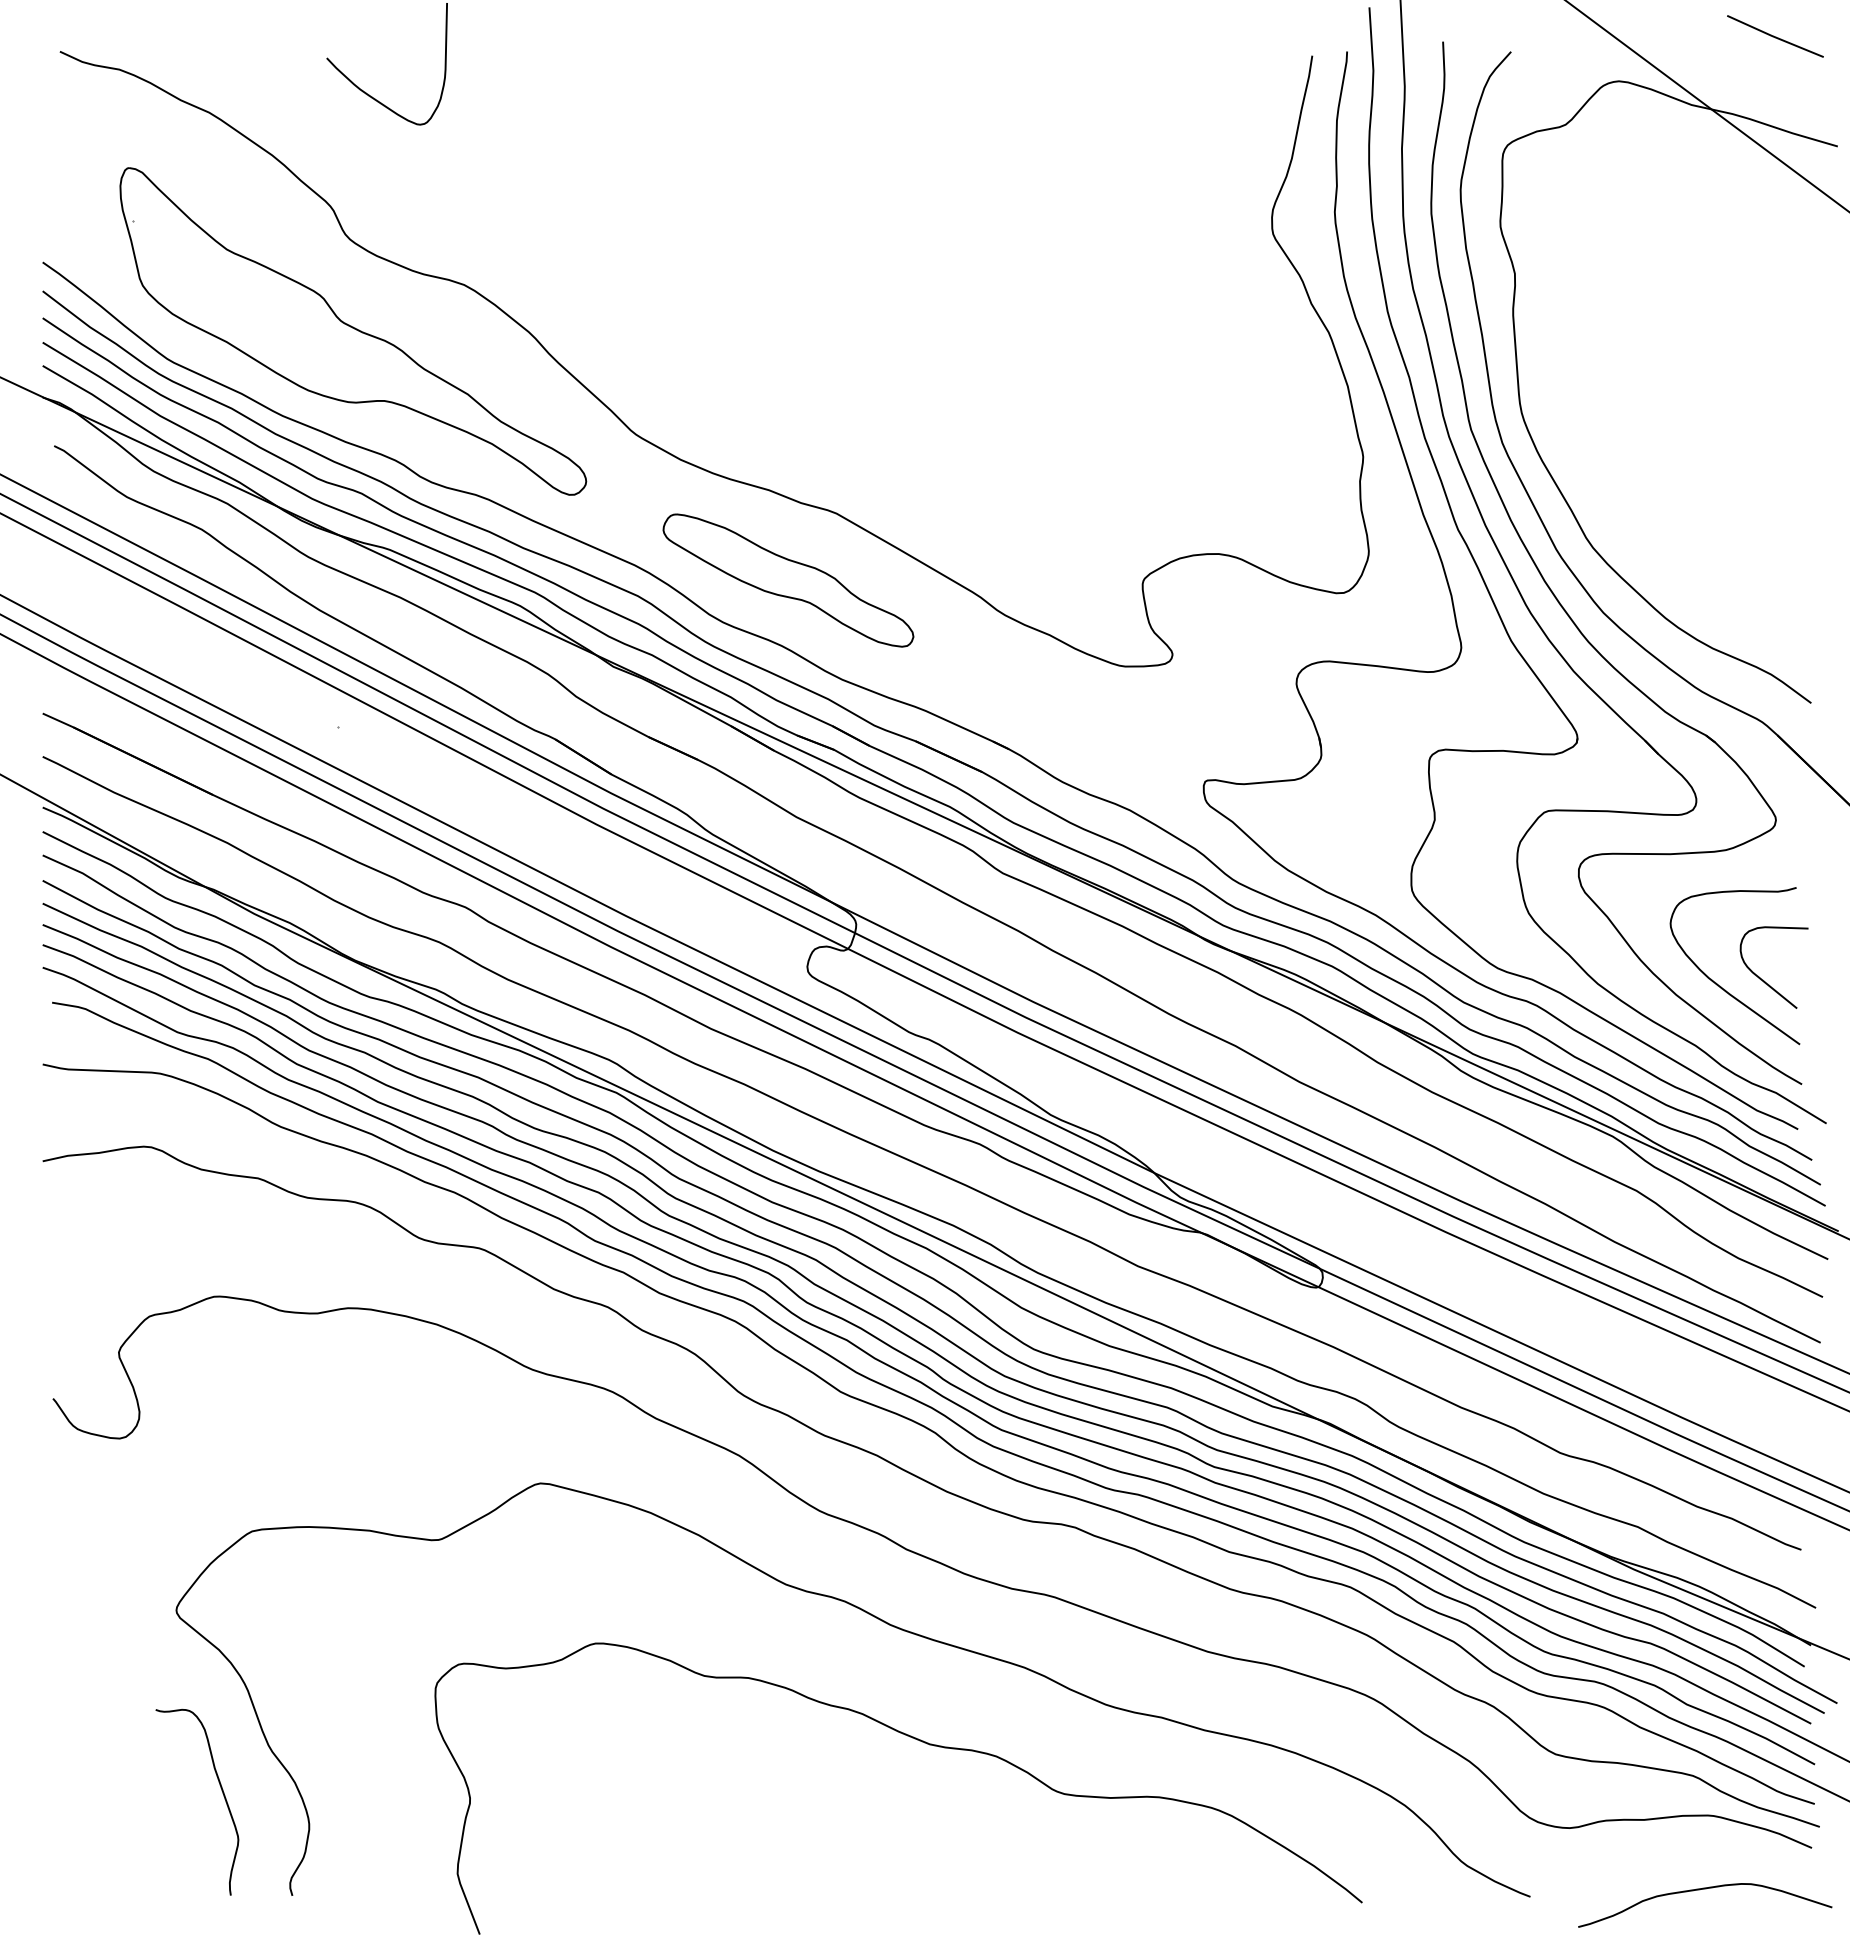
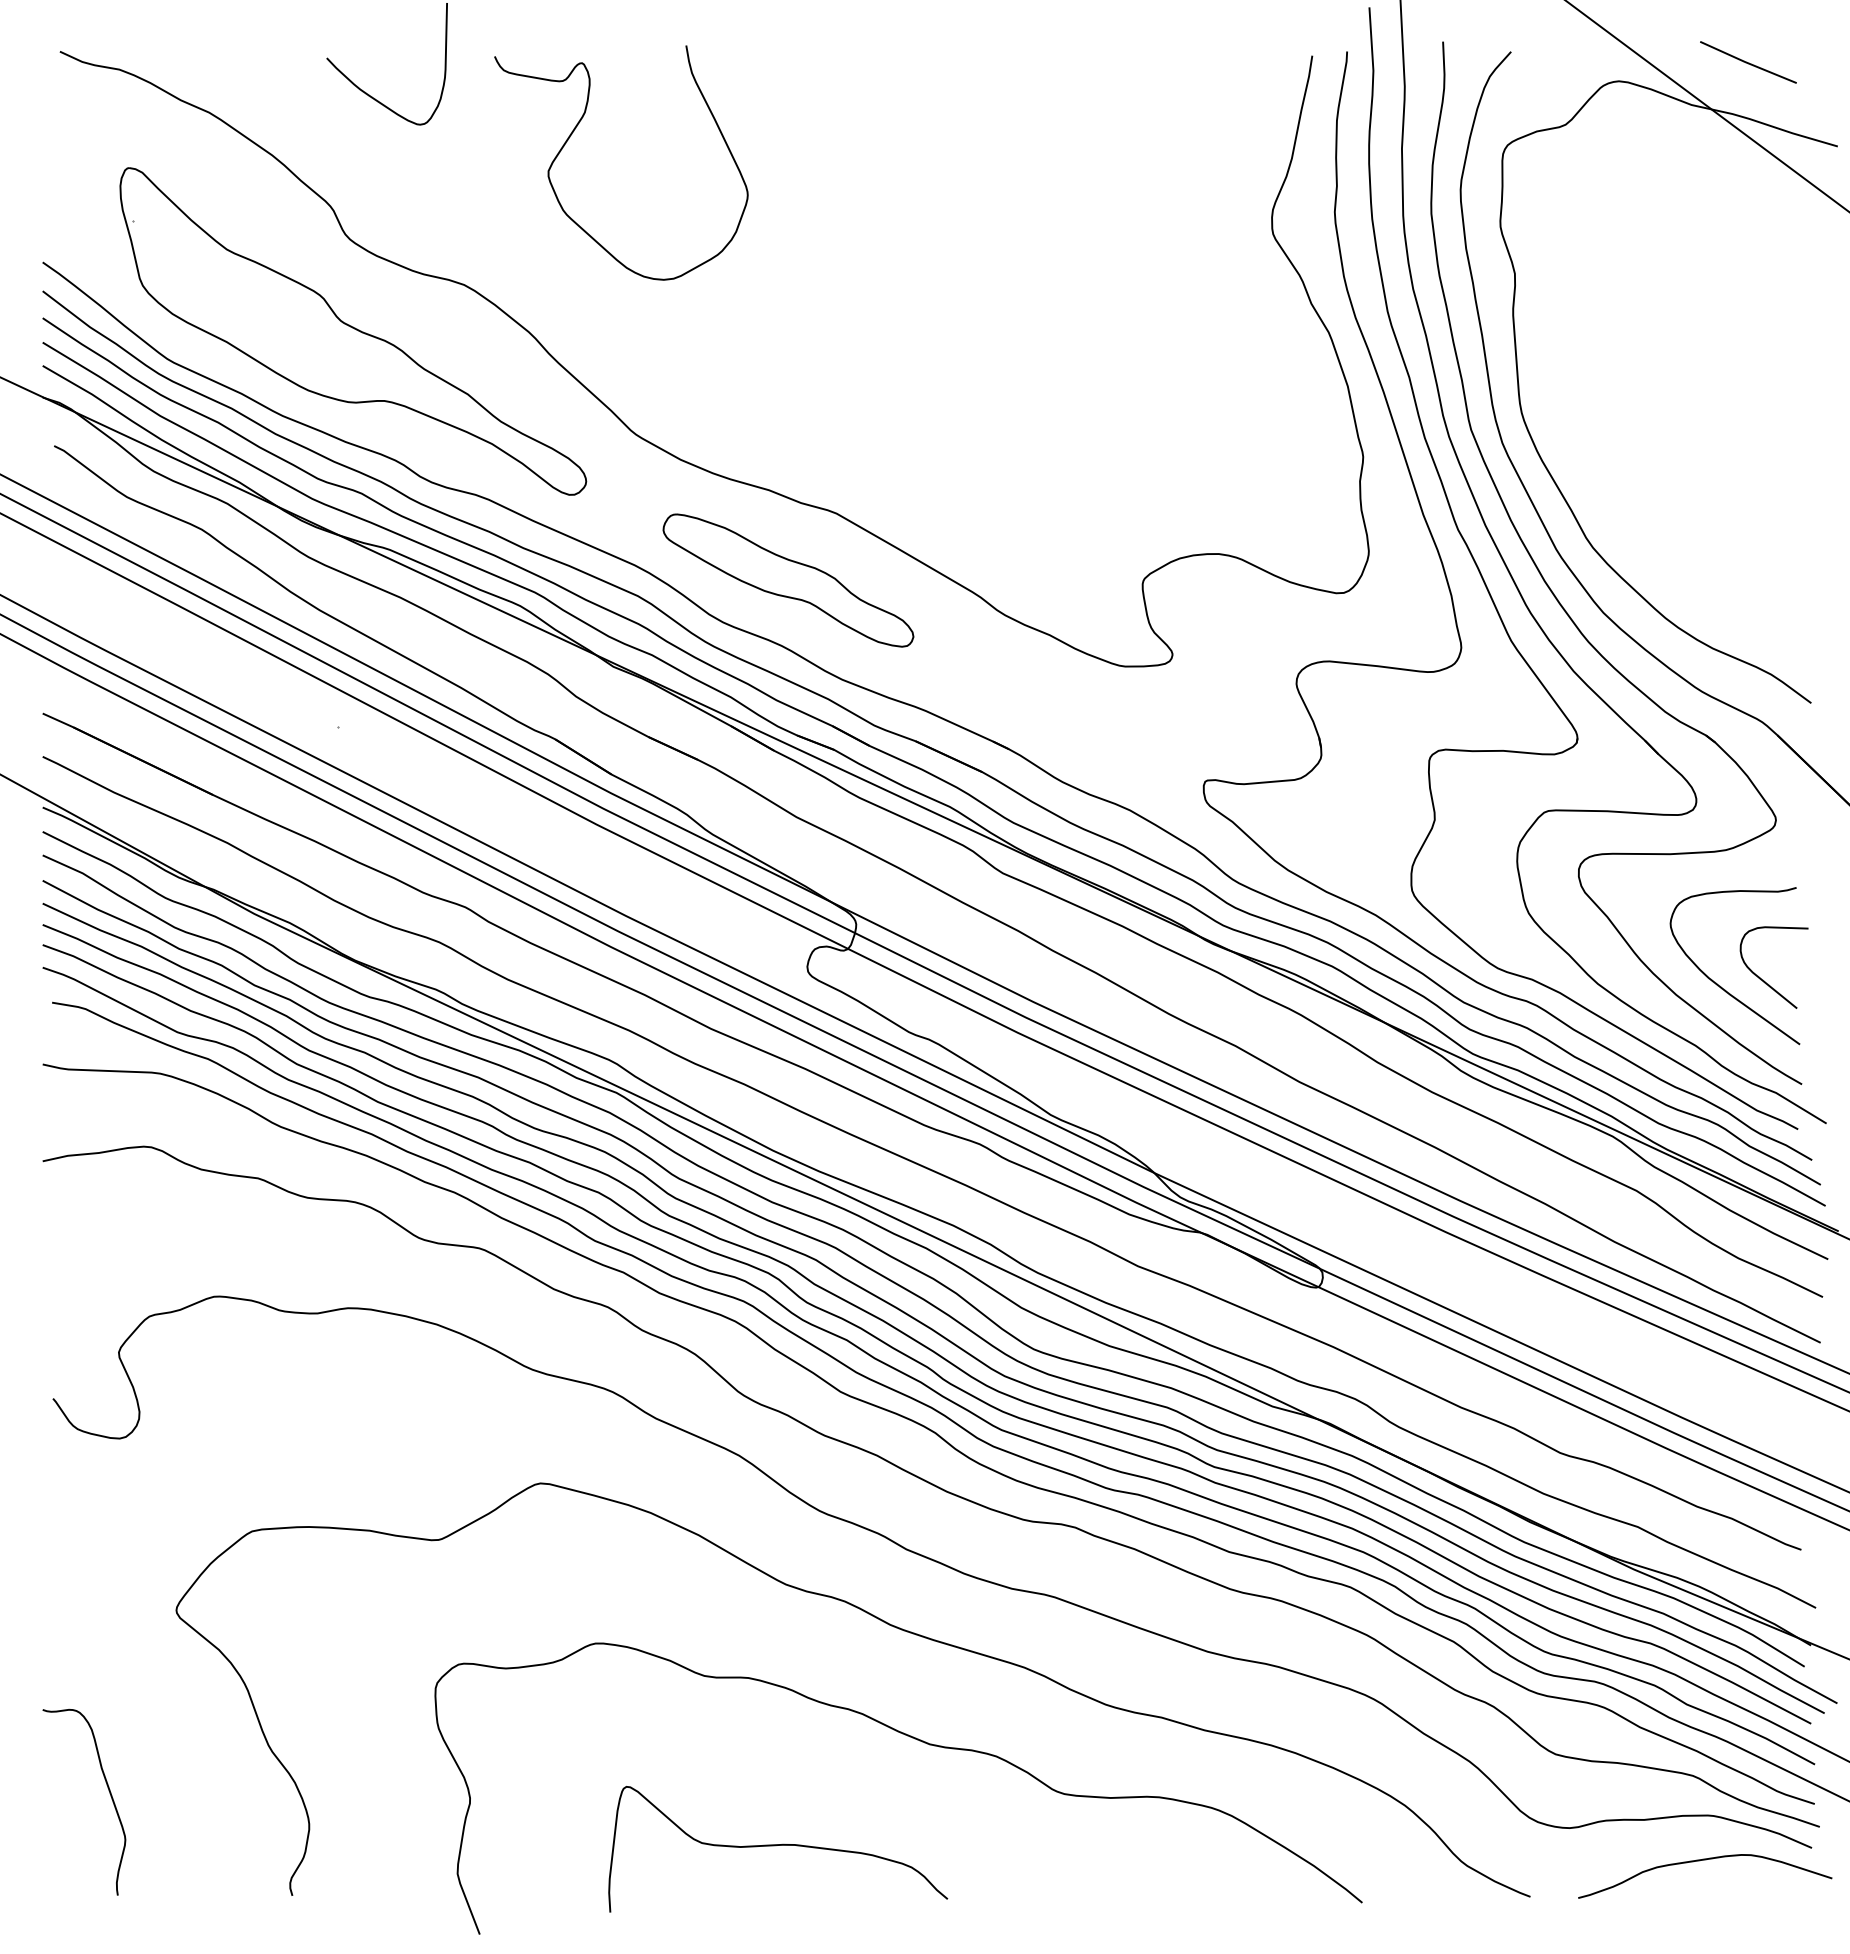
line position: (1775, 36) -> (1748, 62) (1748, 62)
curve: none -> present (574, 131)
curve position: (222, 1793) -> (109, 1793) (109, 1793)
curve: none -> present (778, 1845)
curve position: (1705, 1889) -> (1705, 1860) (1705, 1860)
